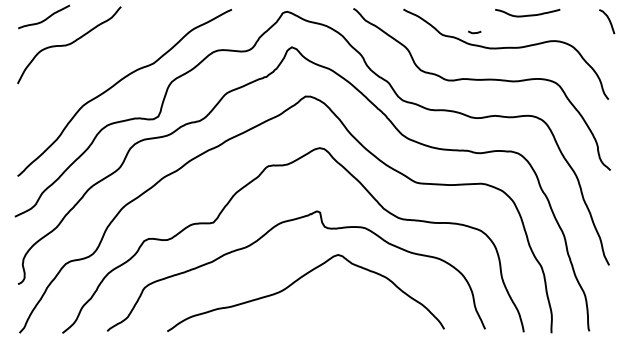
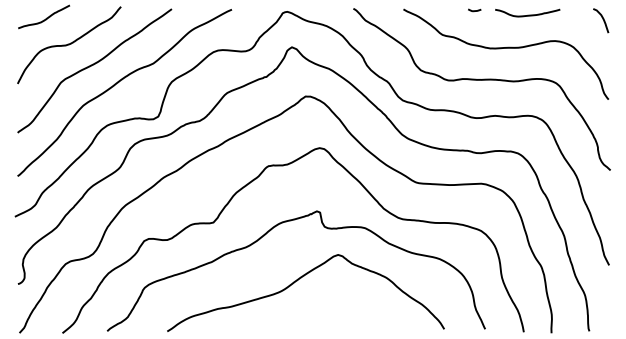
curve position: (608, 20) -> (602, 19) (602, 19)
curve position: (474, 32) -> (474, 10) (474, 10)
curve: none -> present (91, 66)
